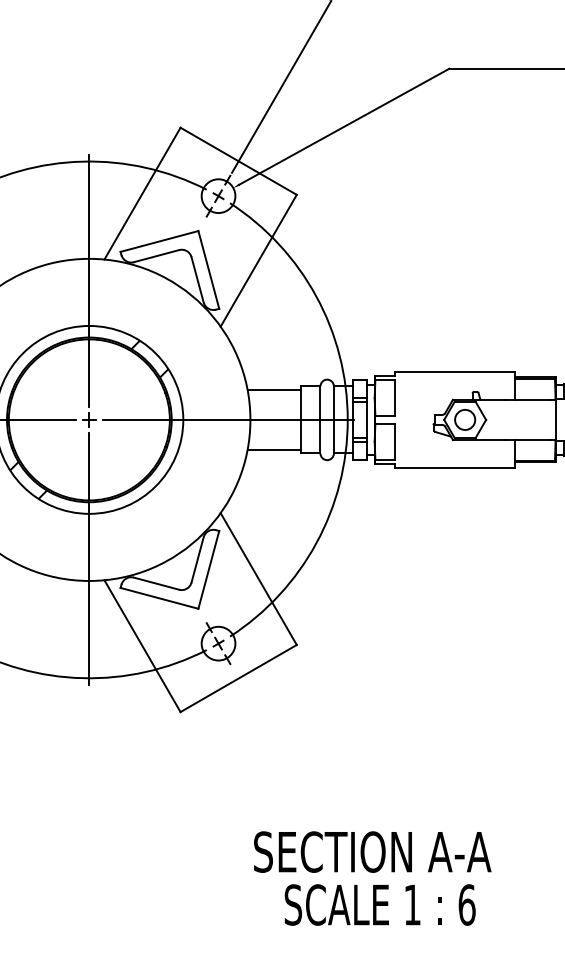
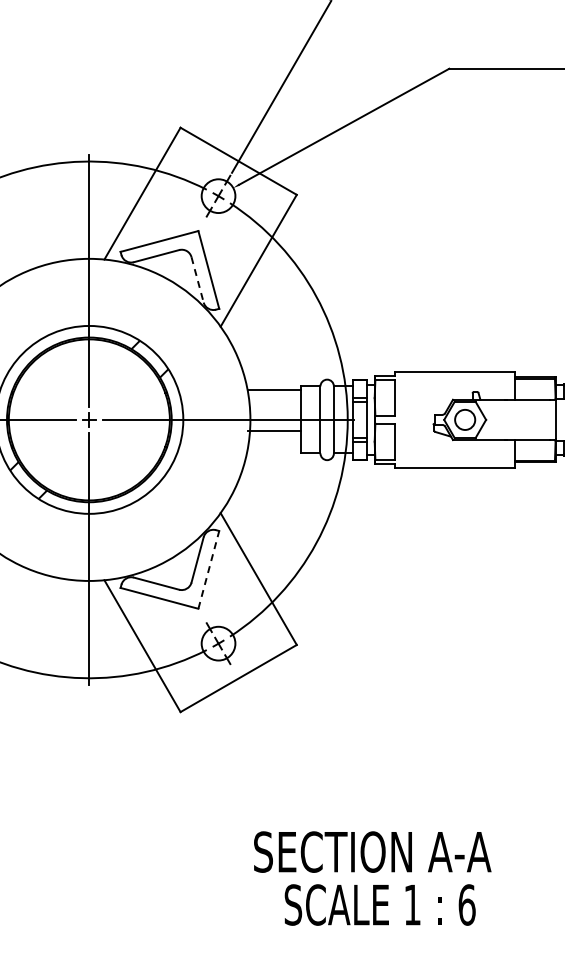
line: solid -> dashed (197, 280)
line position: (274, 450) -> (274, 431) (274, 431)
line: solid -> dashed (208, 569)
